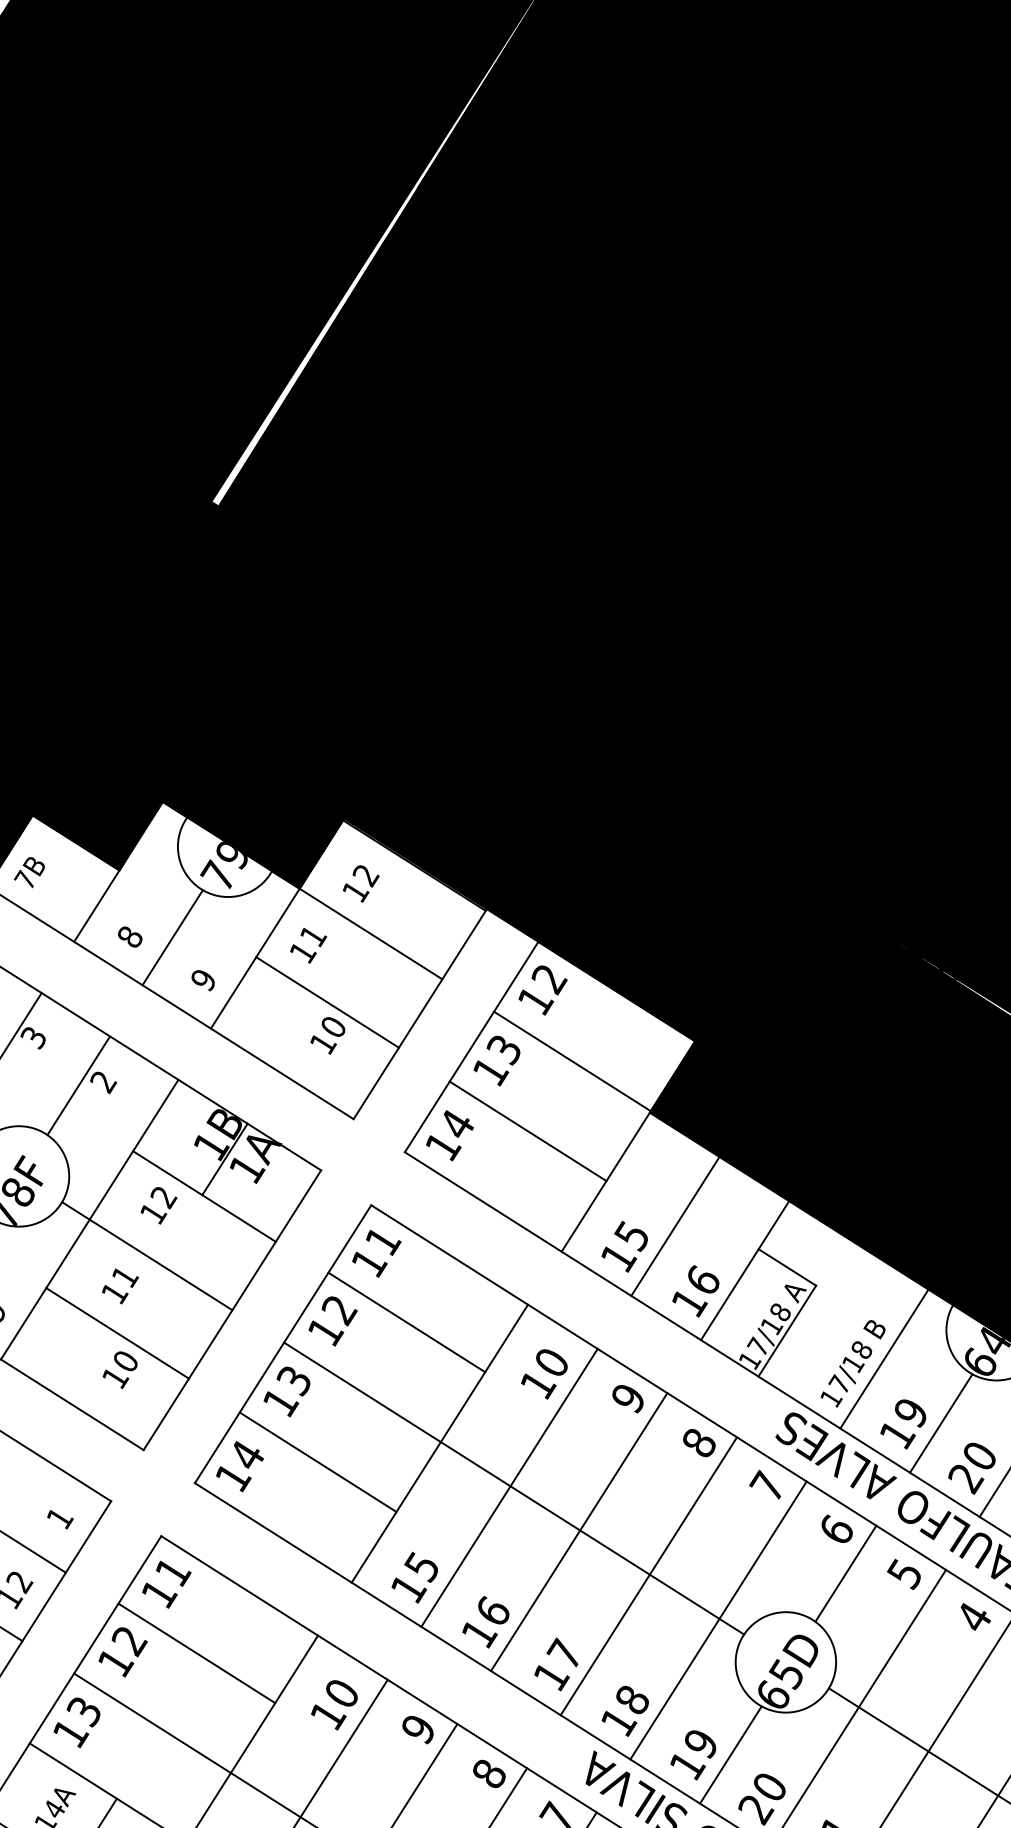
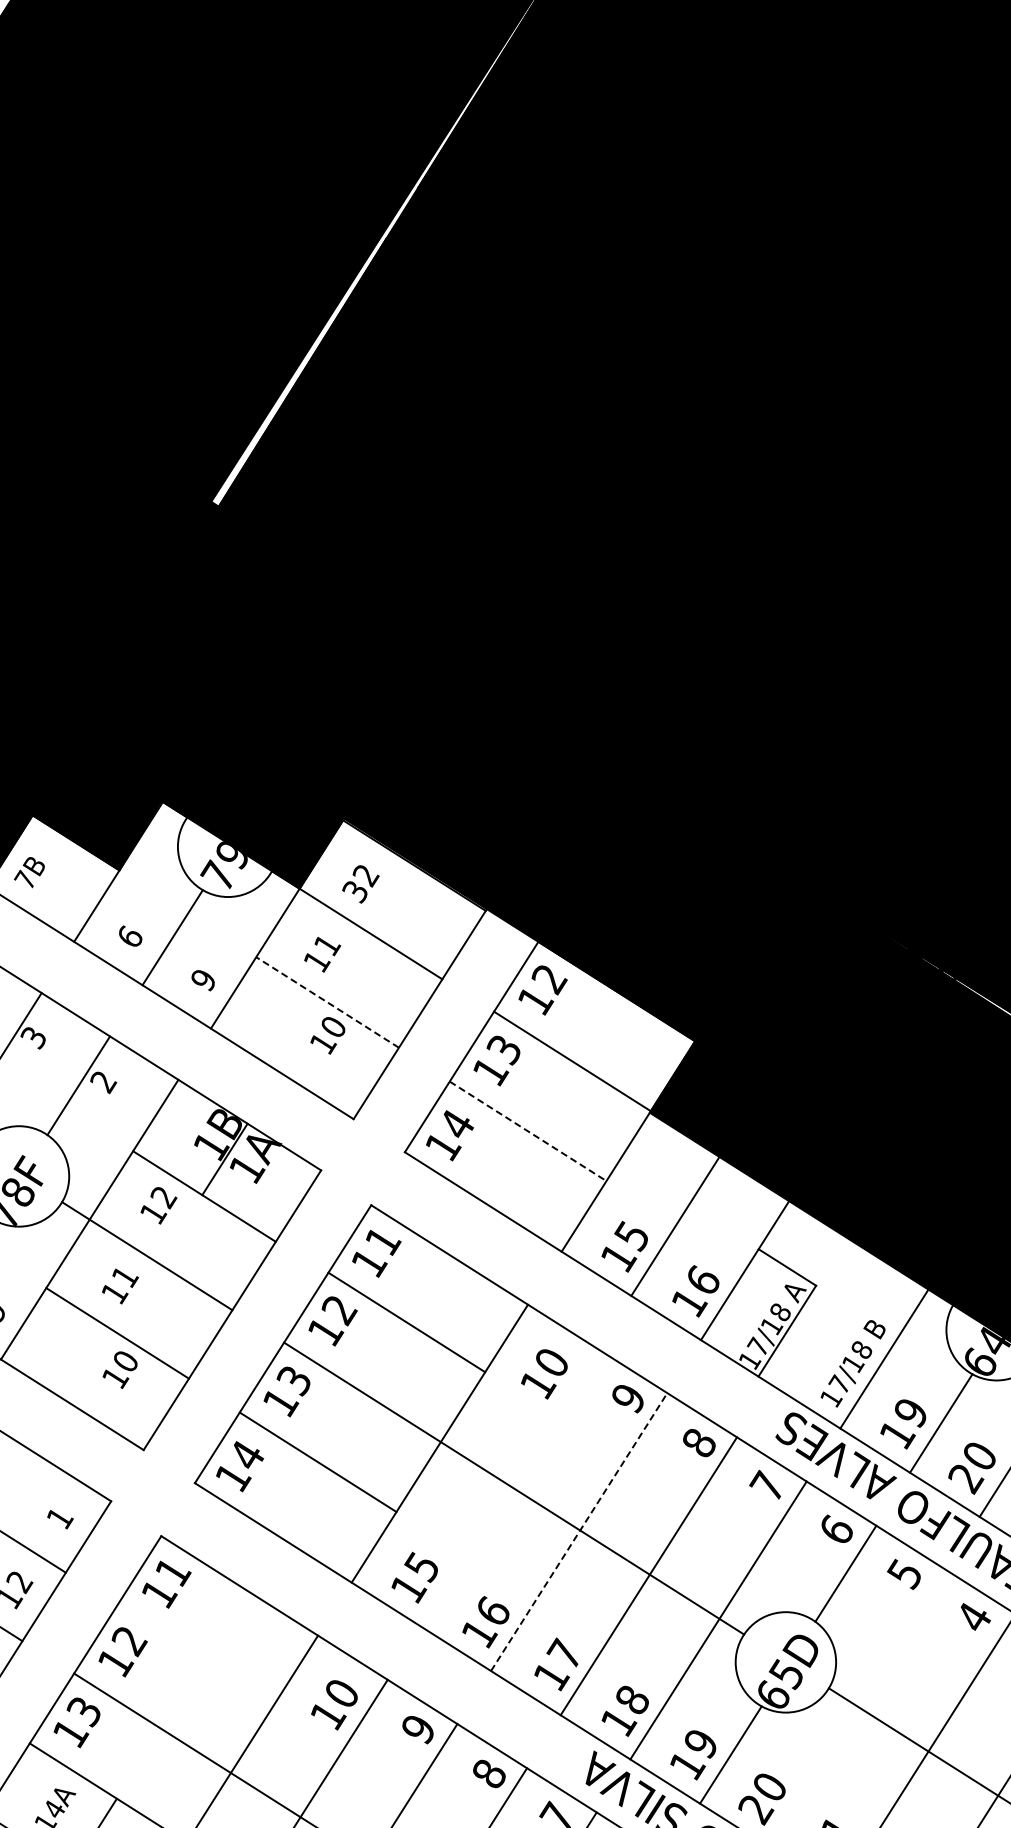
text: 12 -> 32 (355, 892)
text: 8 -> 6 (130, 936)
text position: (308, 945) -> (322, 954) (322, 954)
line: solid -> dashed (327, 1002)
line: solid -> dashed (528, 1131)
line: present -> none (509, 1487)
line: solid -> dashed (579, 1532)
line: present -> none (196, 1653)
line: present -> none (865, 1696)
